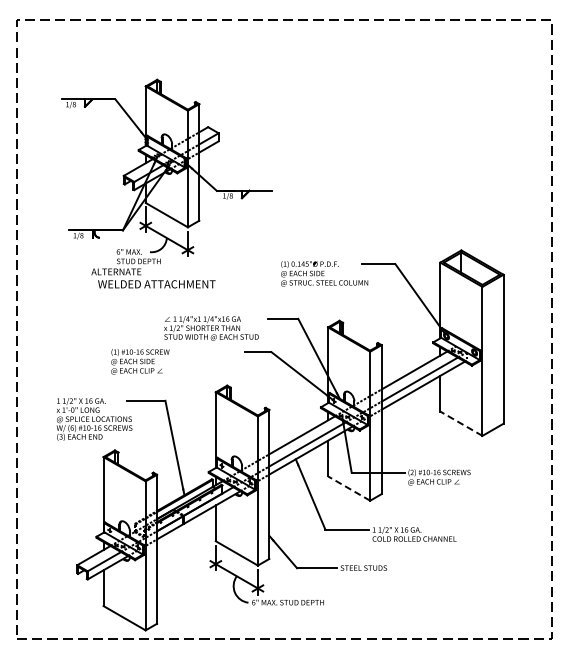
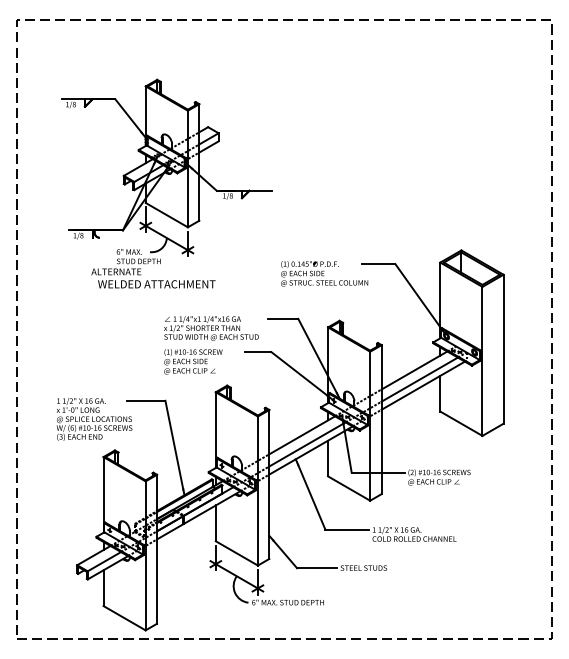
text position: (140, 361) -> (193, 361) (193, 361)
line: dashed -> solid (461, 423)
line: dashed -> solid (348, 488)
